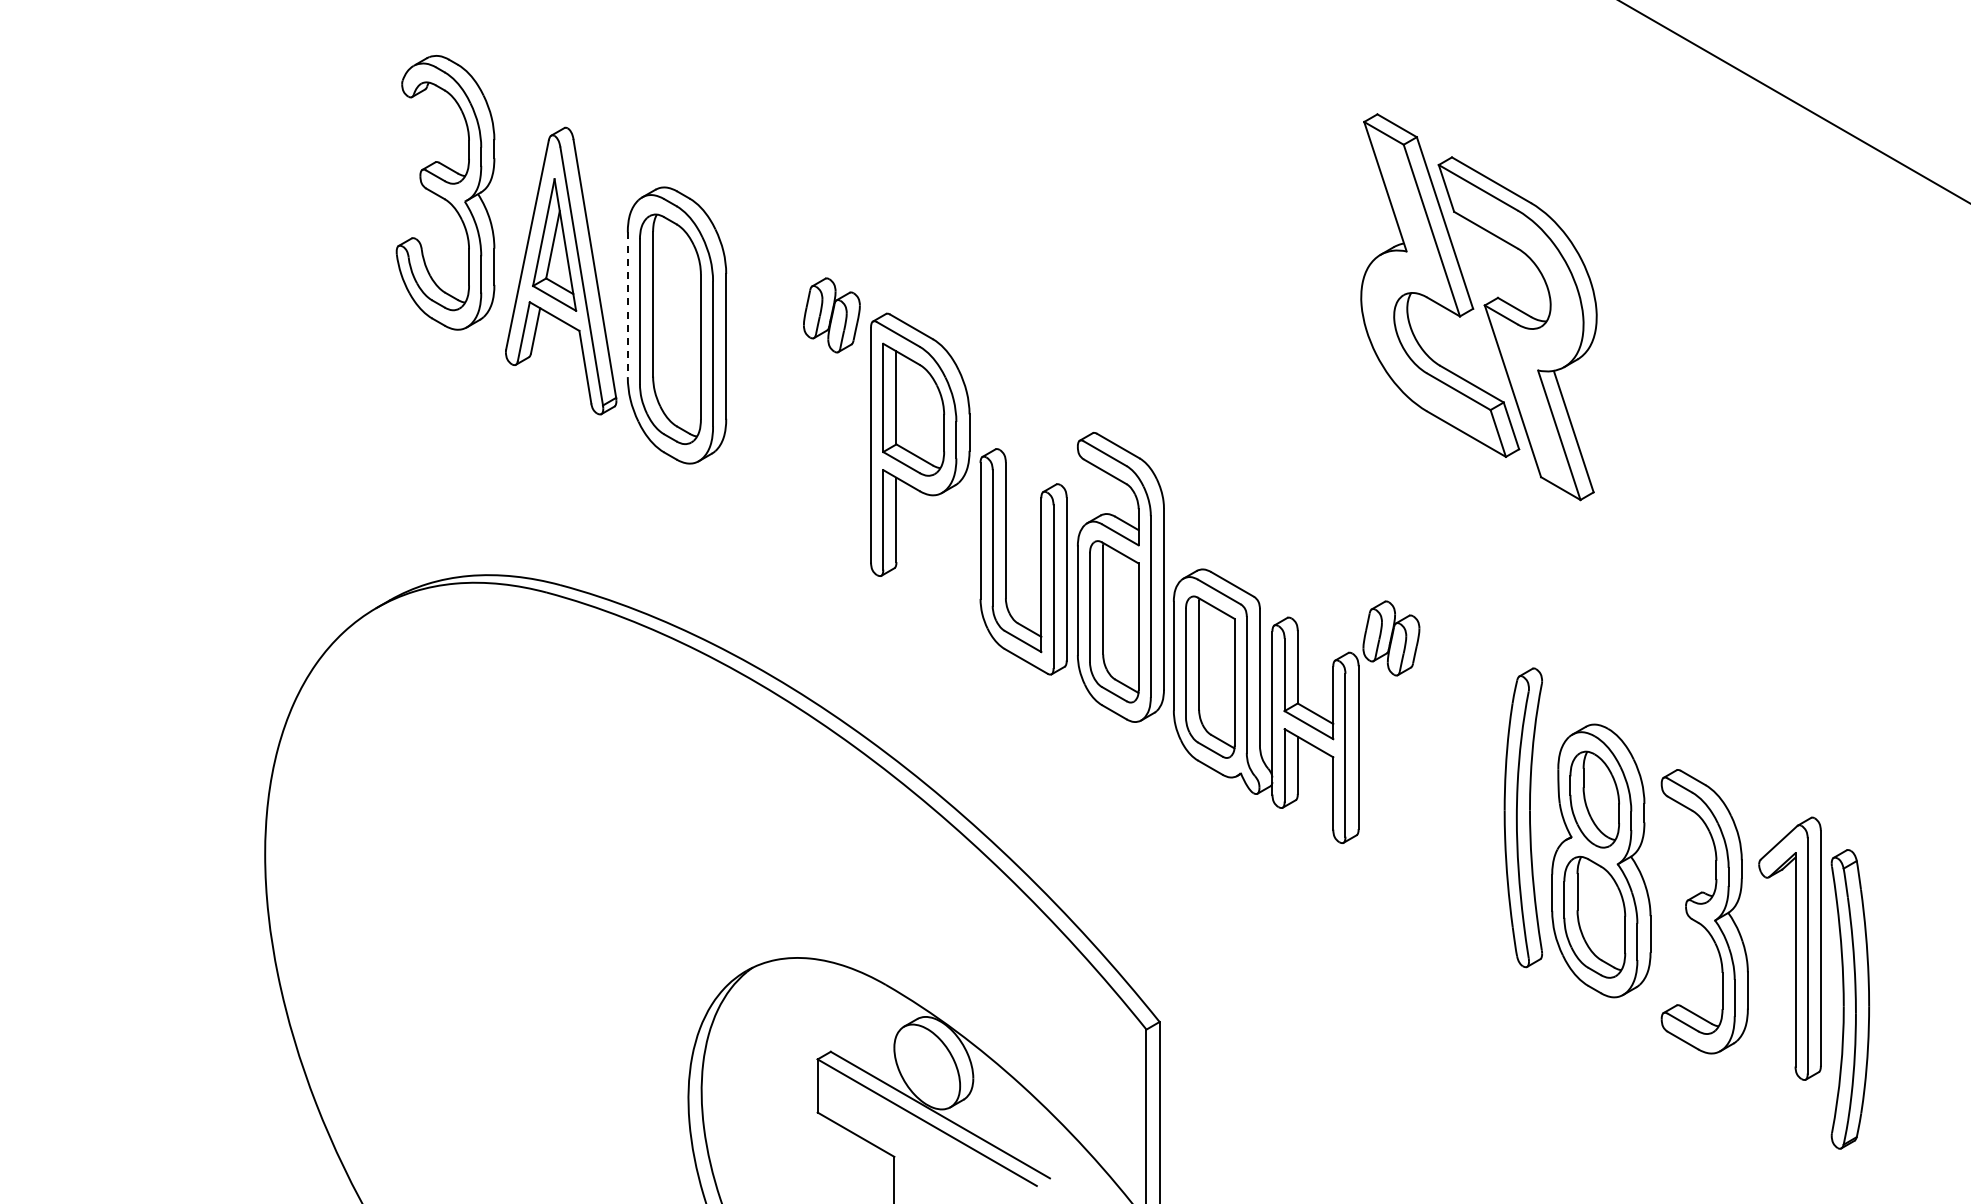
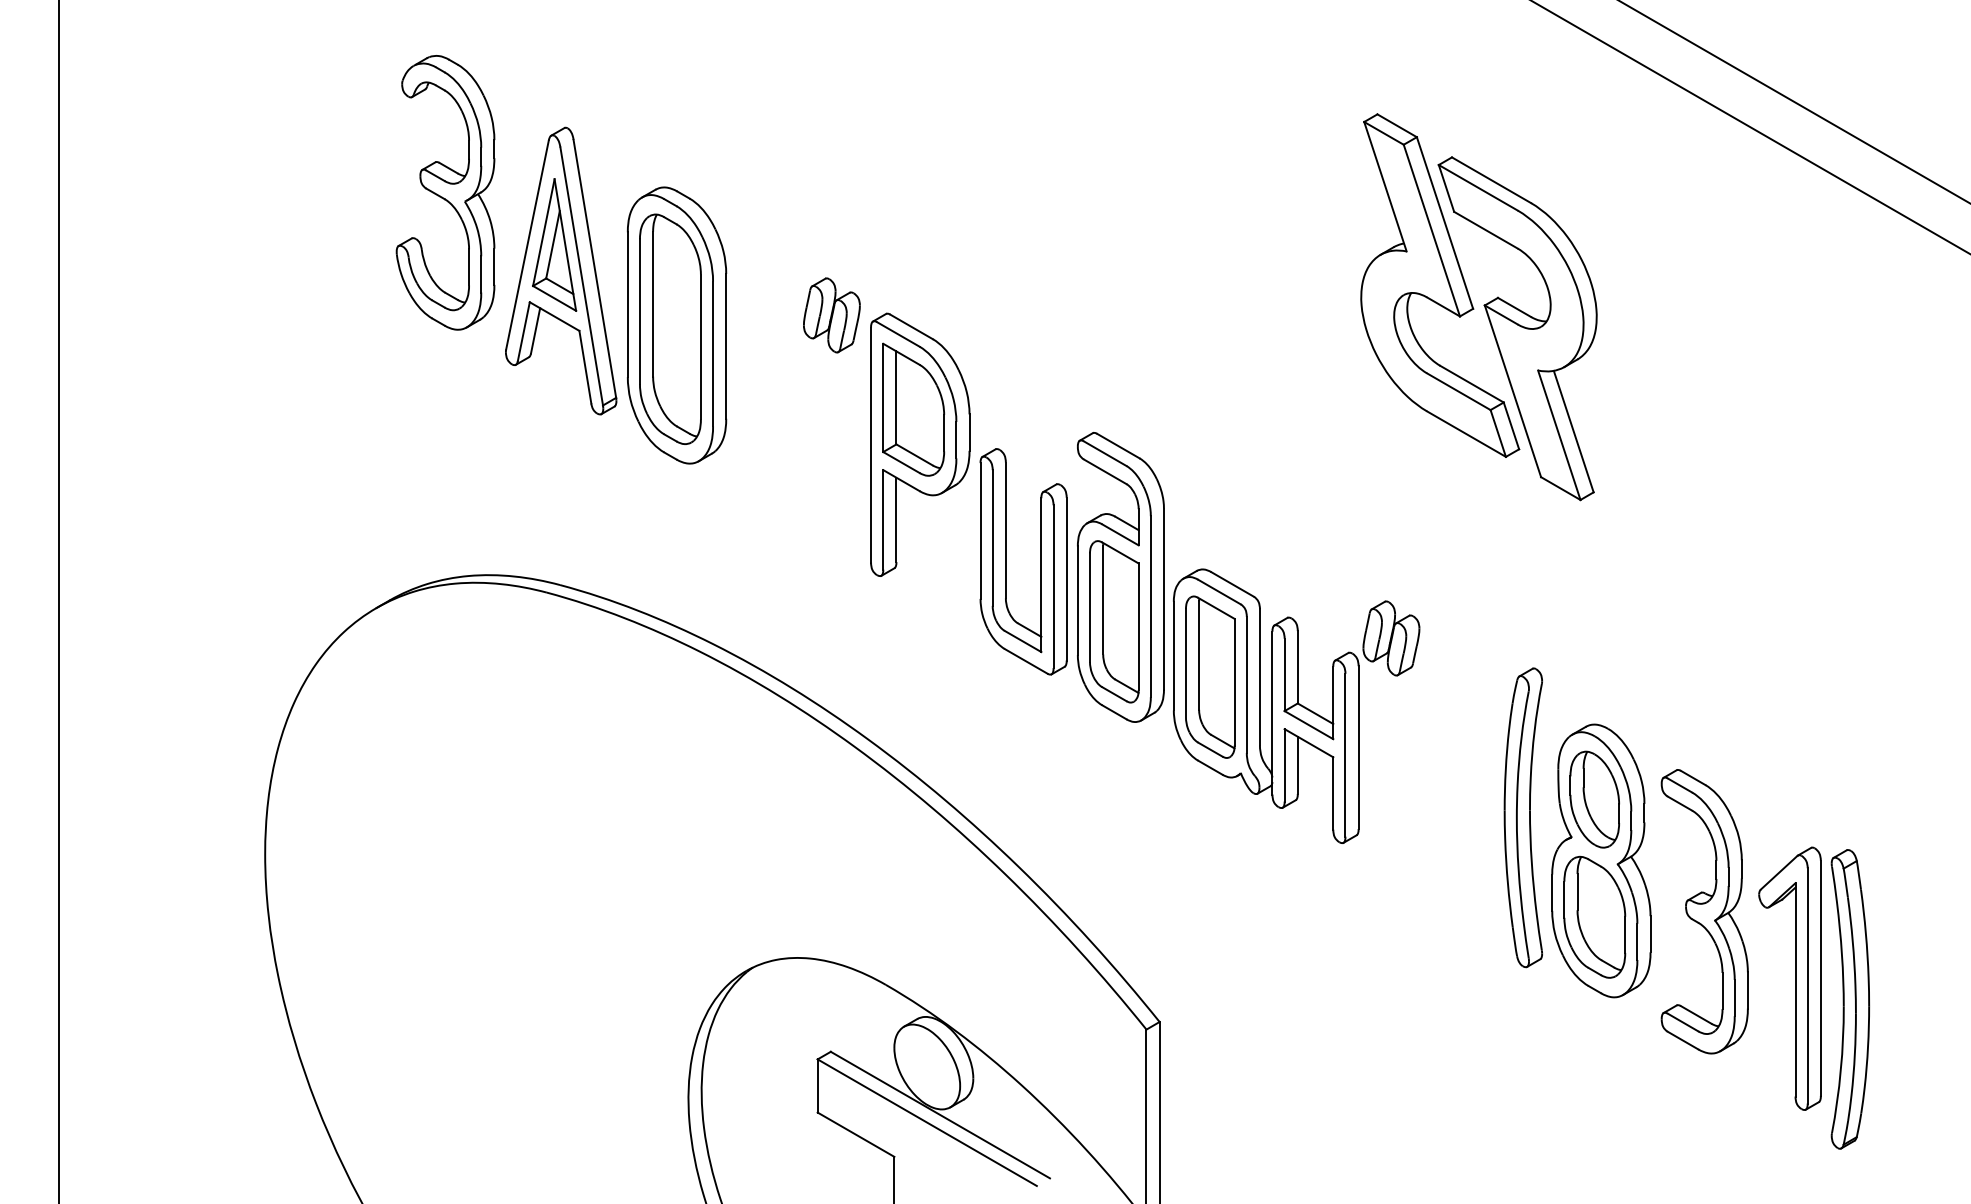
line: none -> present (1750, 127)
line: dashed -> solid (627, 305)
line: none -> present (59, 601)
part position: (1789, 948) -> (1789, 978) (1789, 978)
